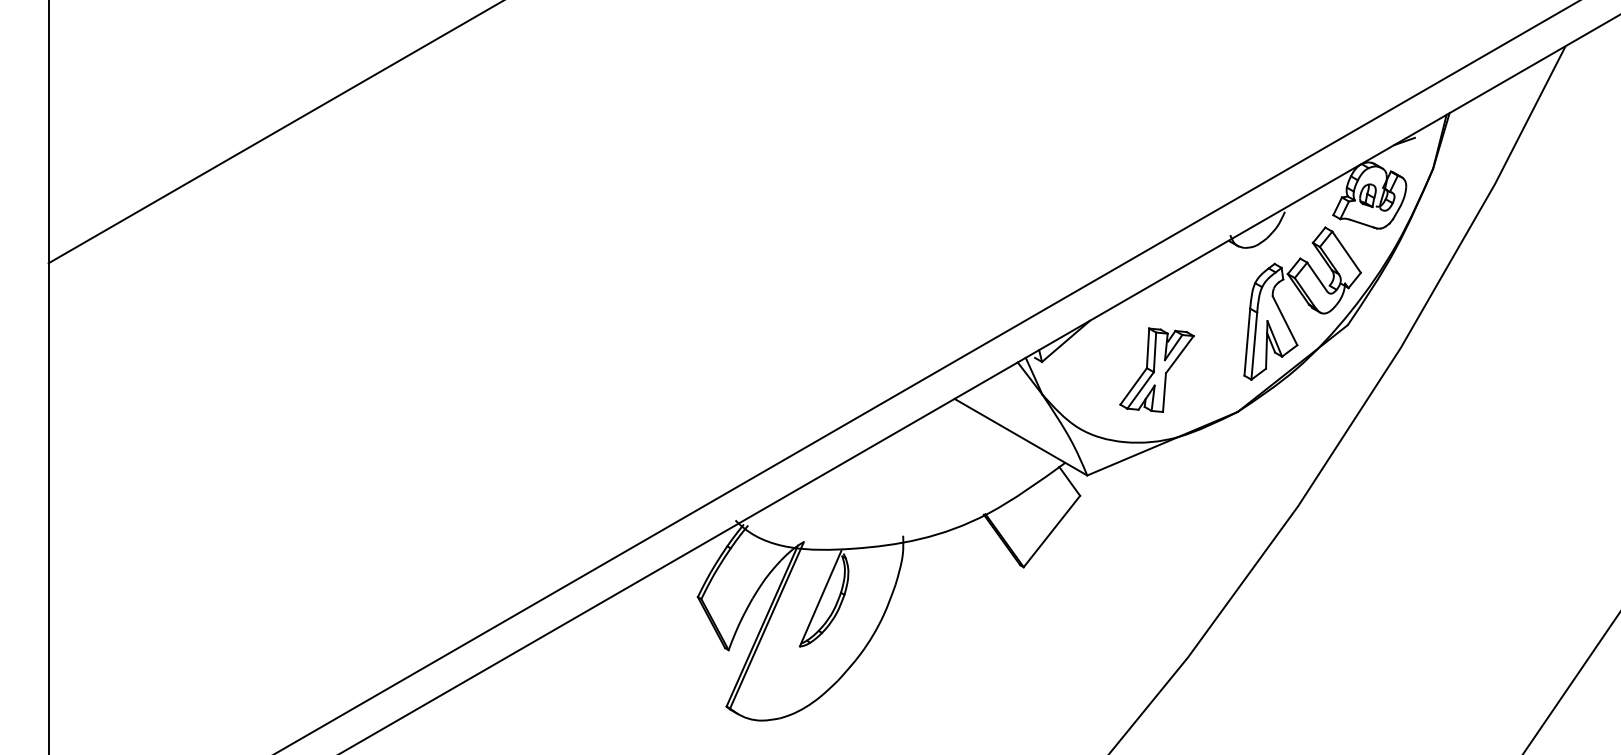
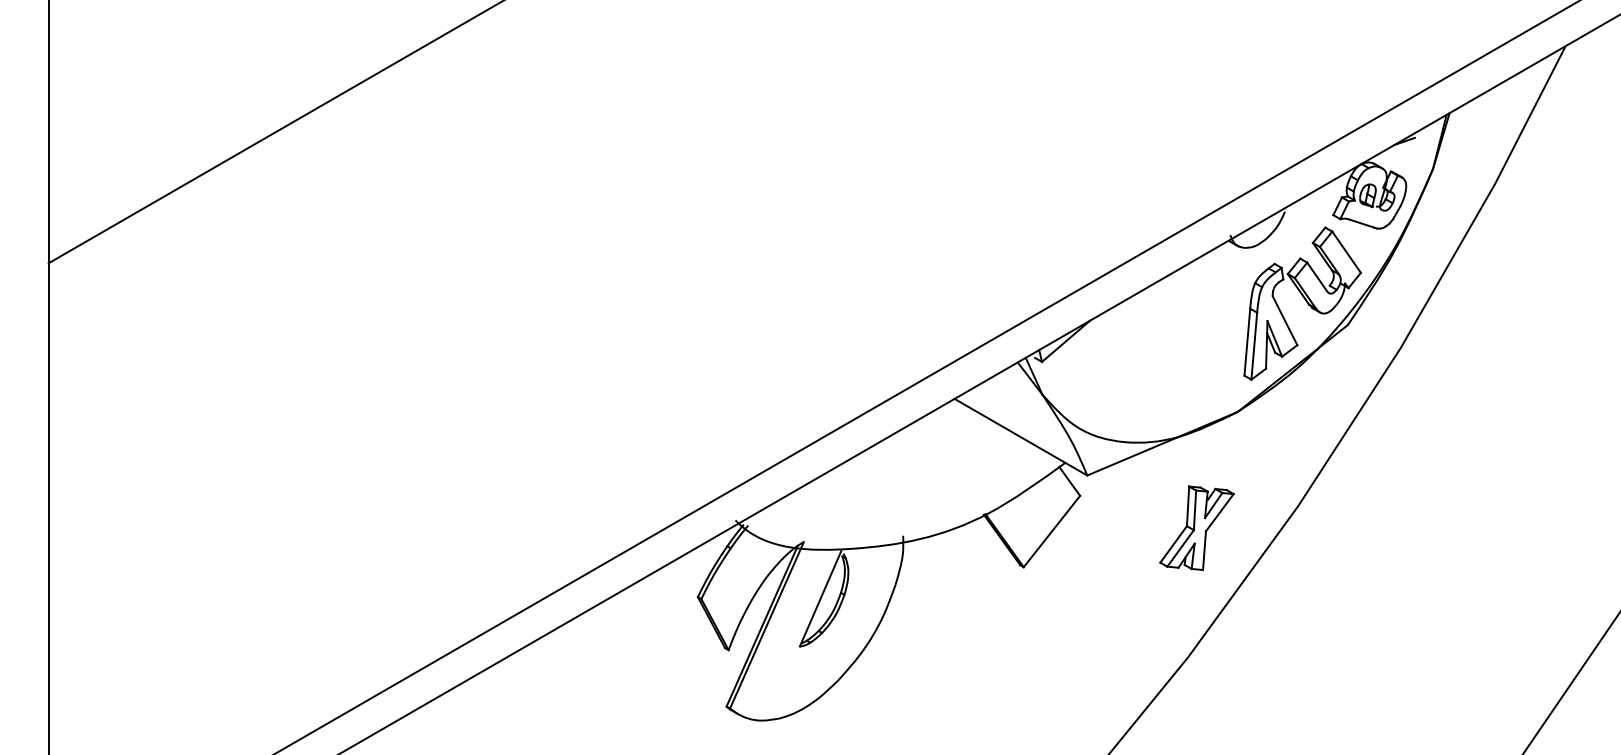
part position: (1156, 369) -> (1196, 527) (1196, 527)
